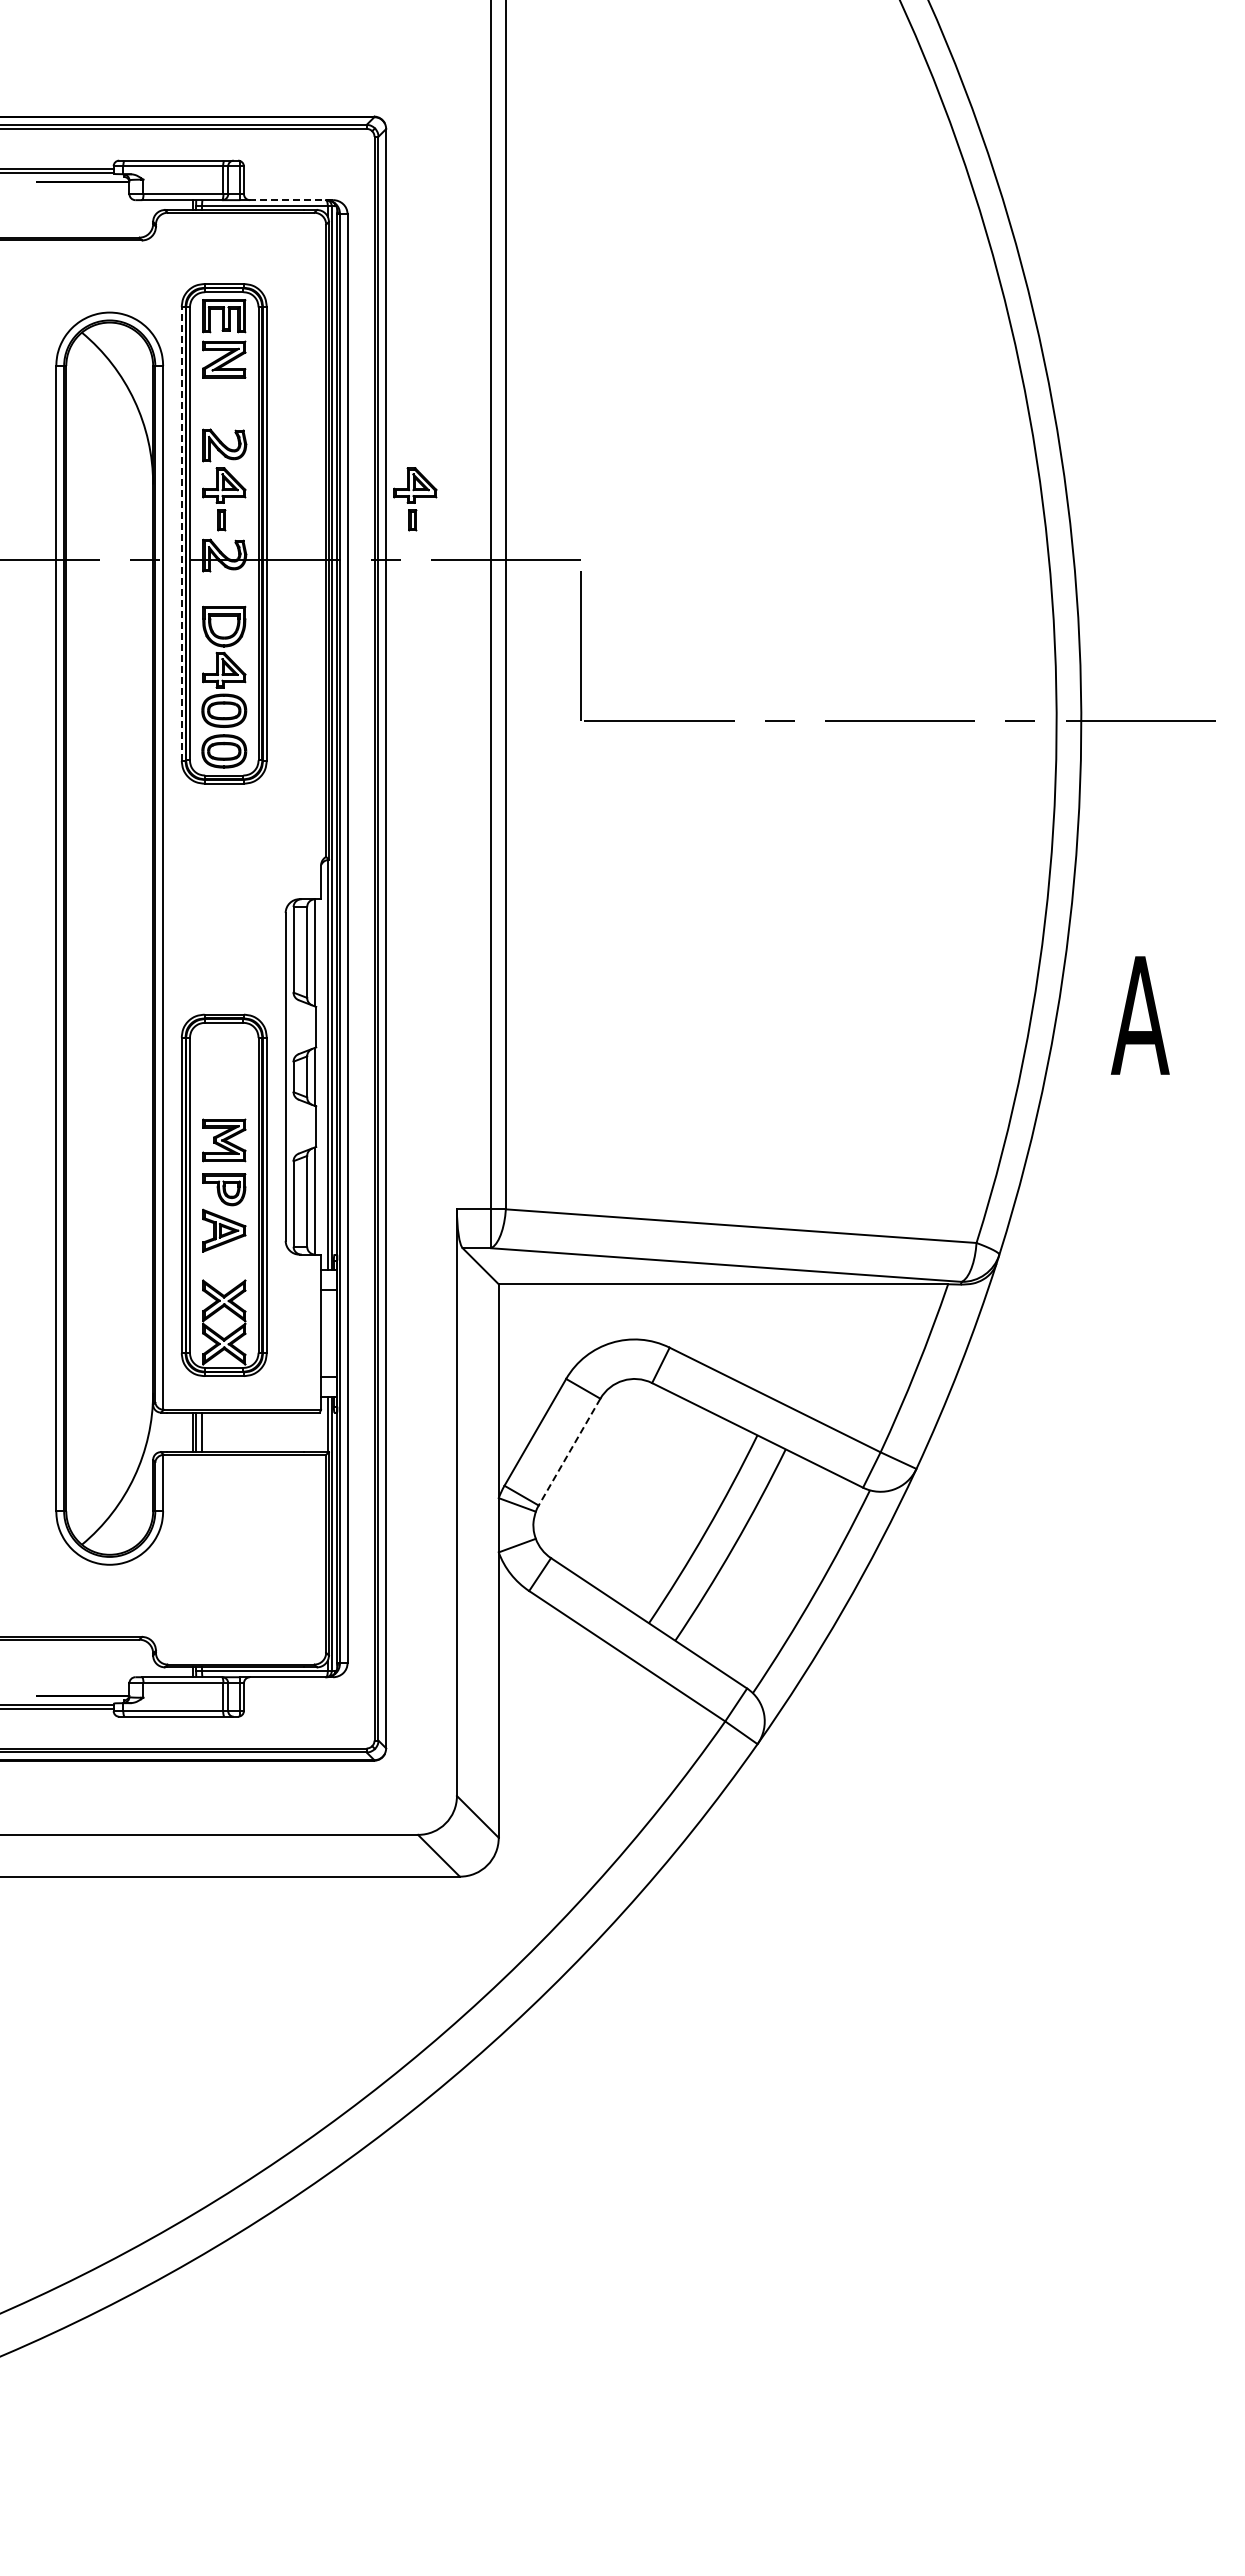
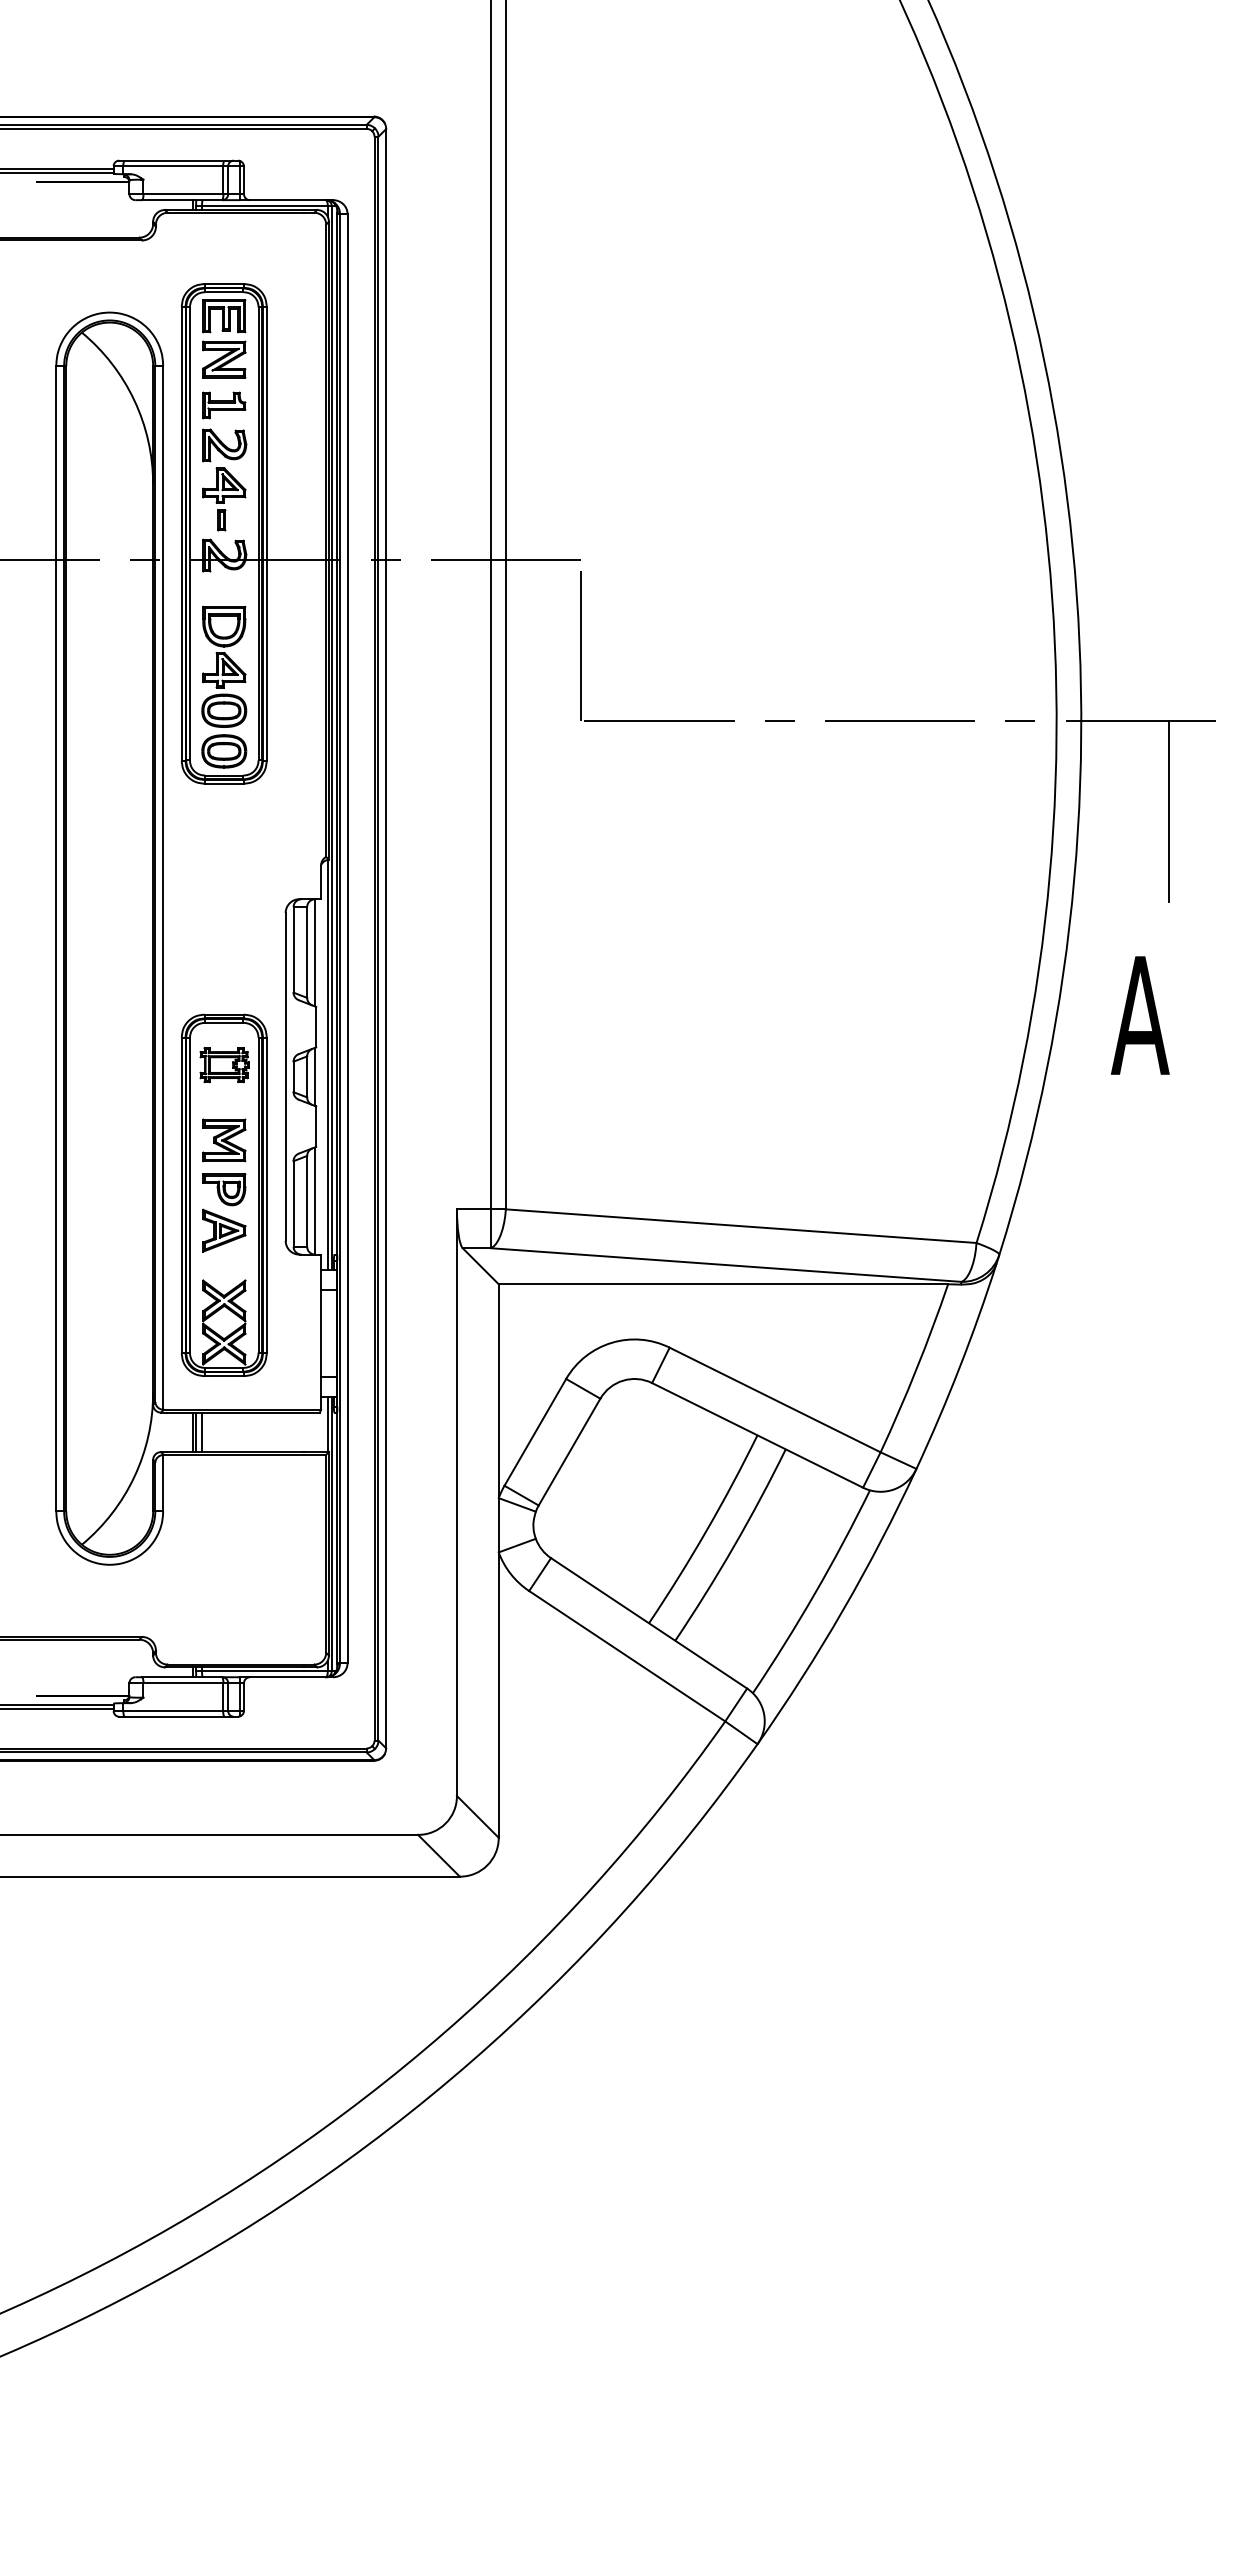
line: dashed -> solid (291, 200)
part: none -> present (224, 405)
part: present -> none (415, 499)
line: dashed -> solid (181, 533)
line: none -> present (1168, 811)
part: none -> present (224, 1065)
line: dashed -> solid (569, 1452)
